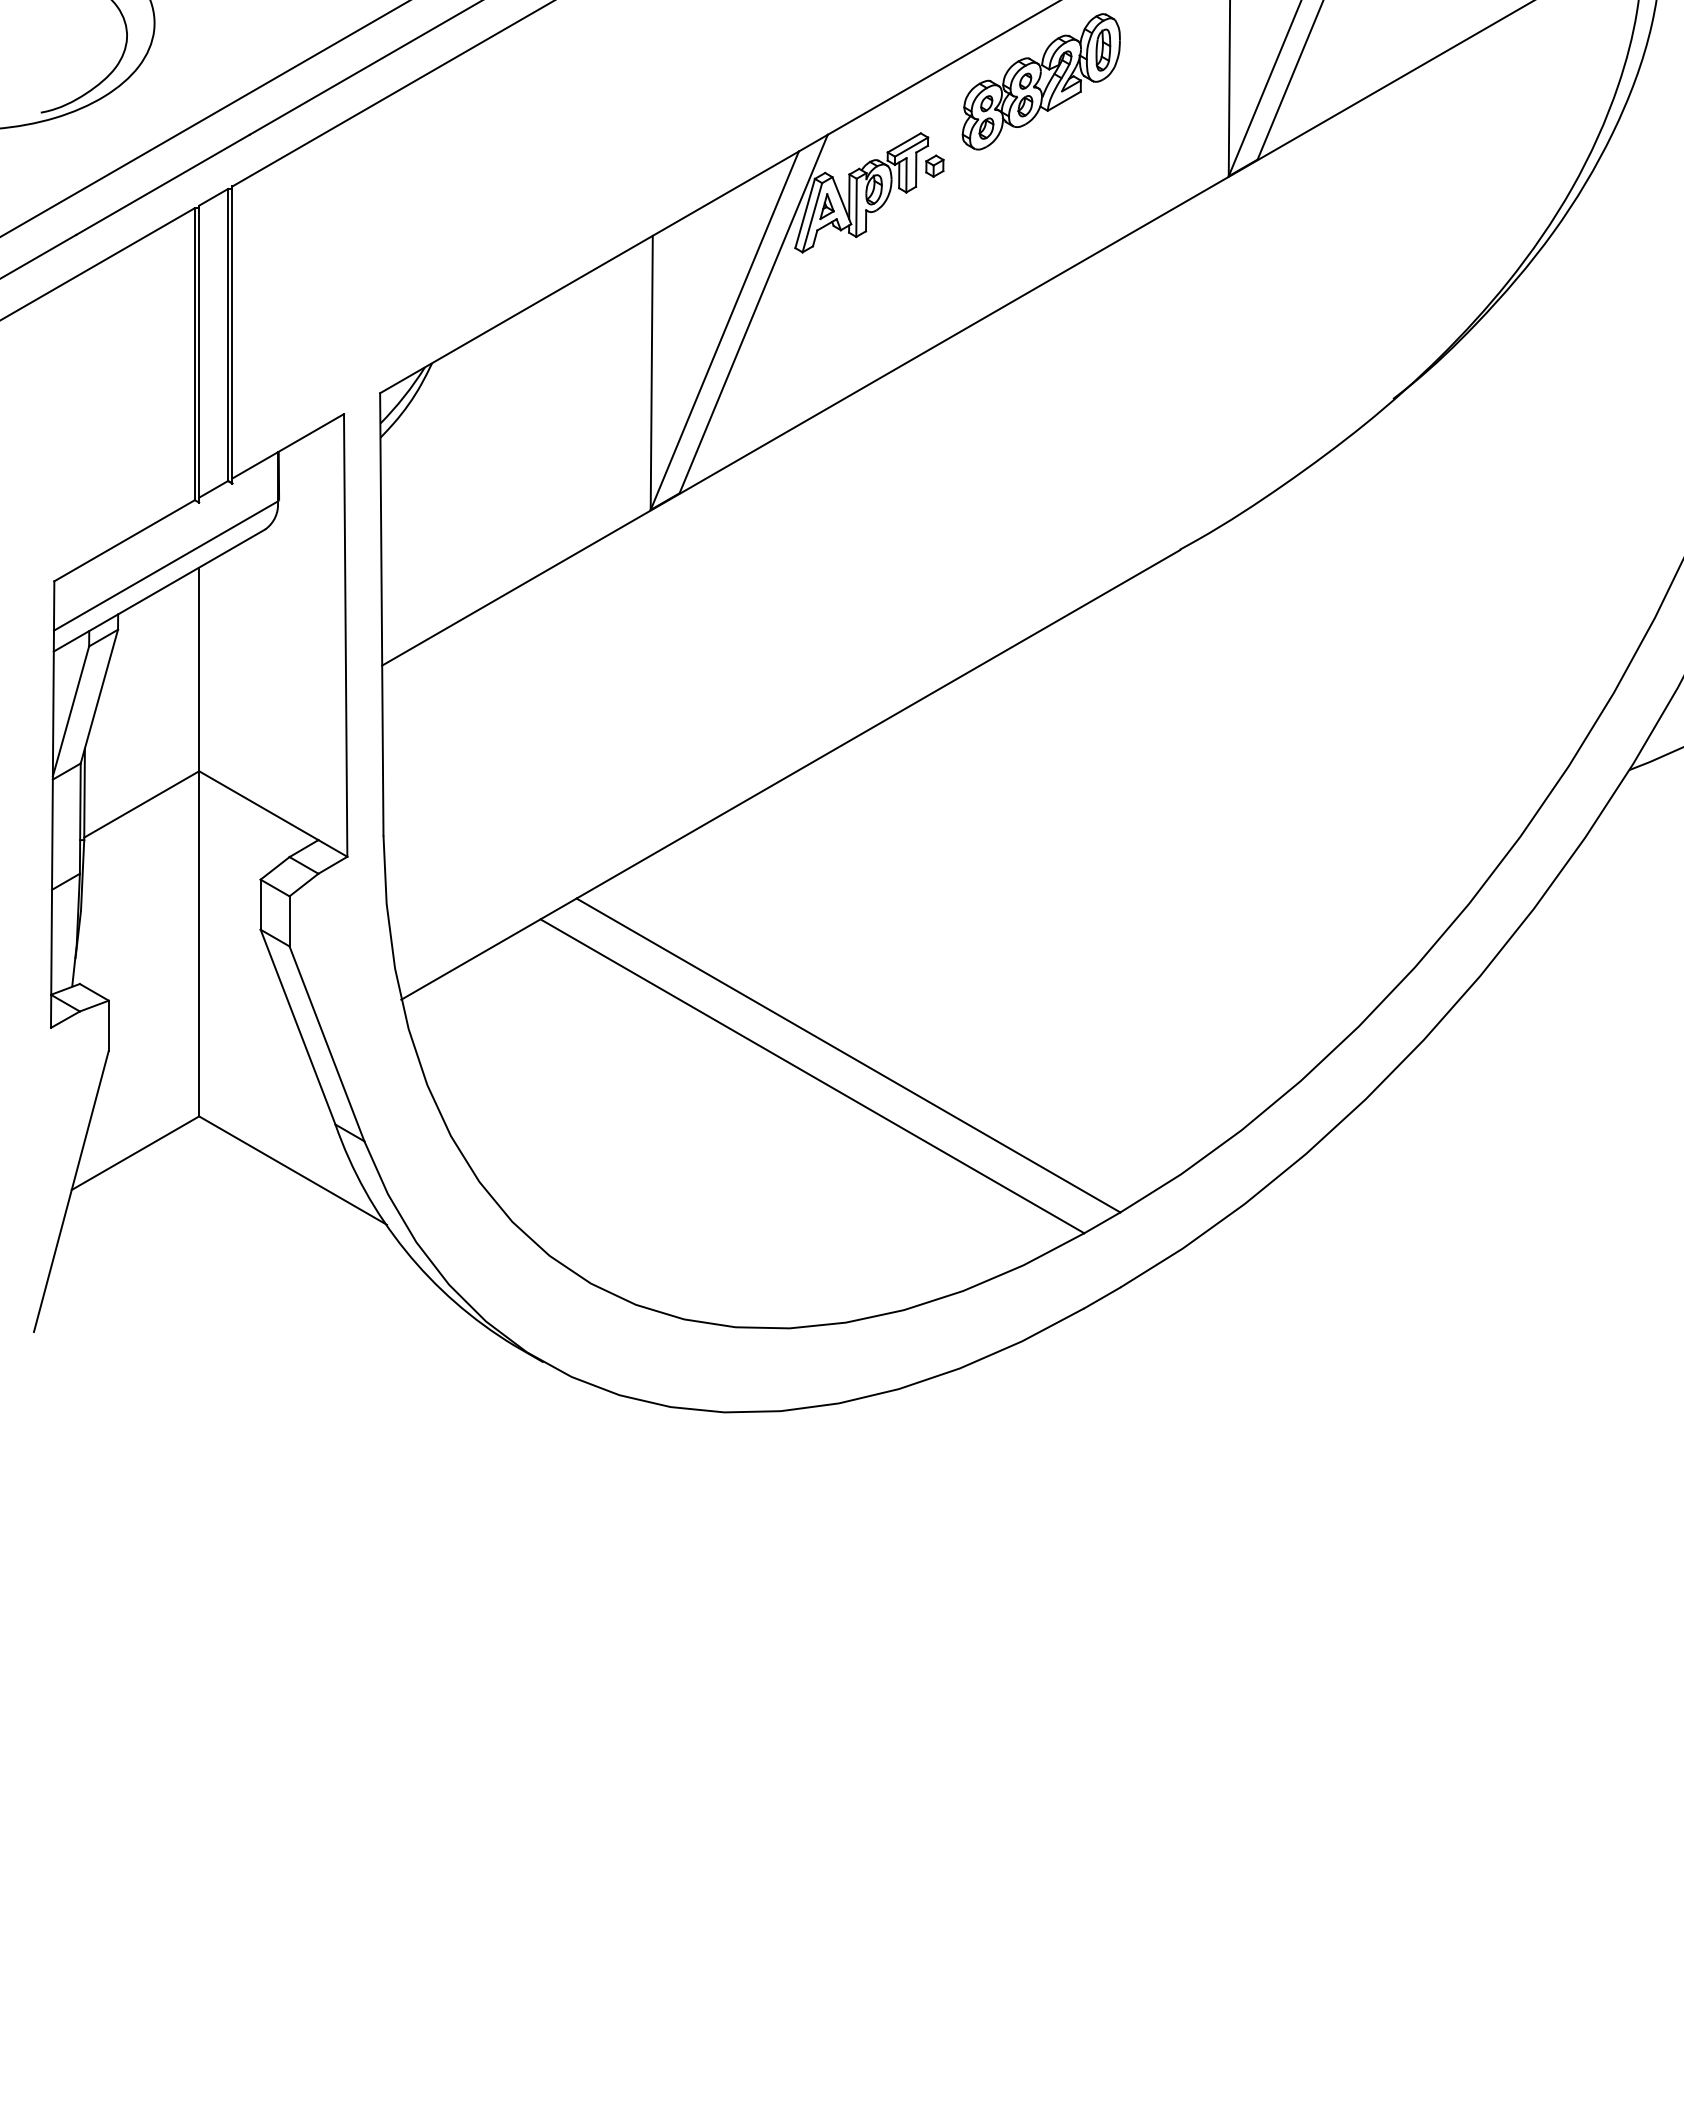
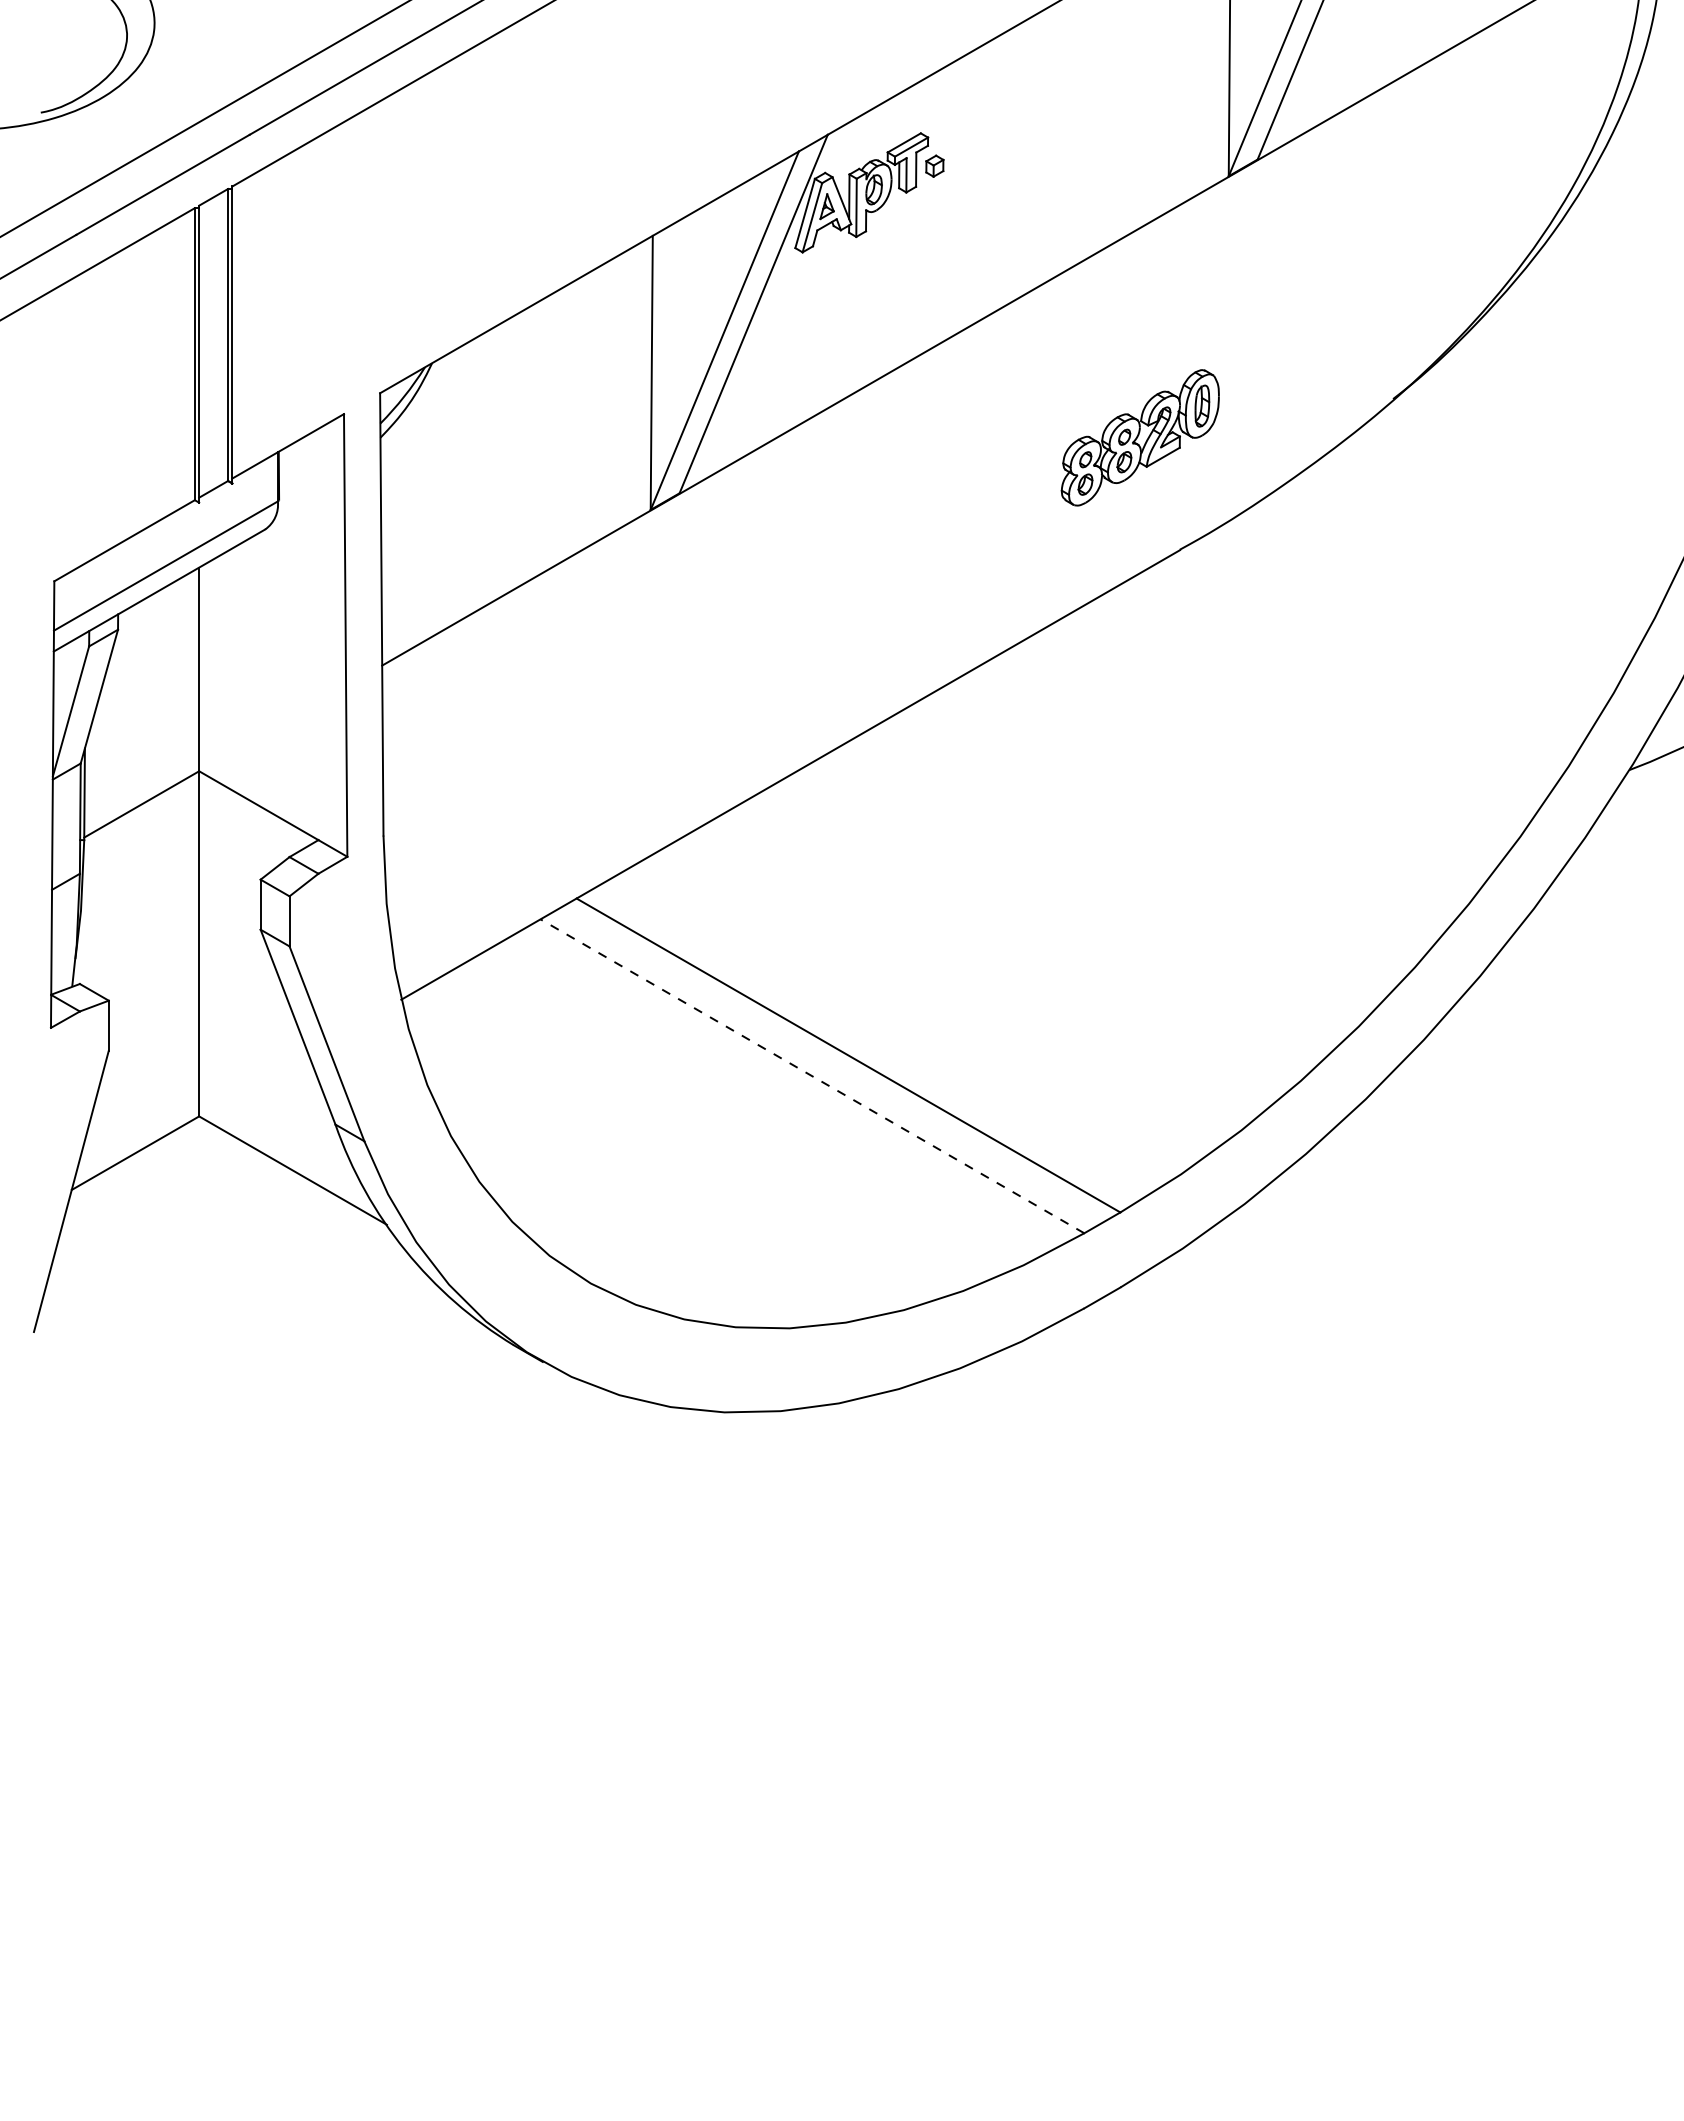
part position: (1040, 81) -> (1139, 437) (1139, 437)
line: solid -> dashed (812, 1076)
